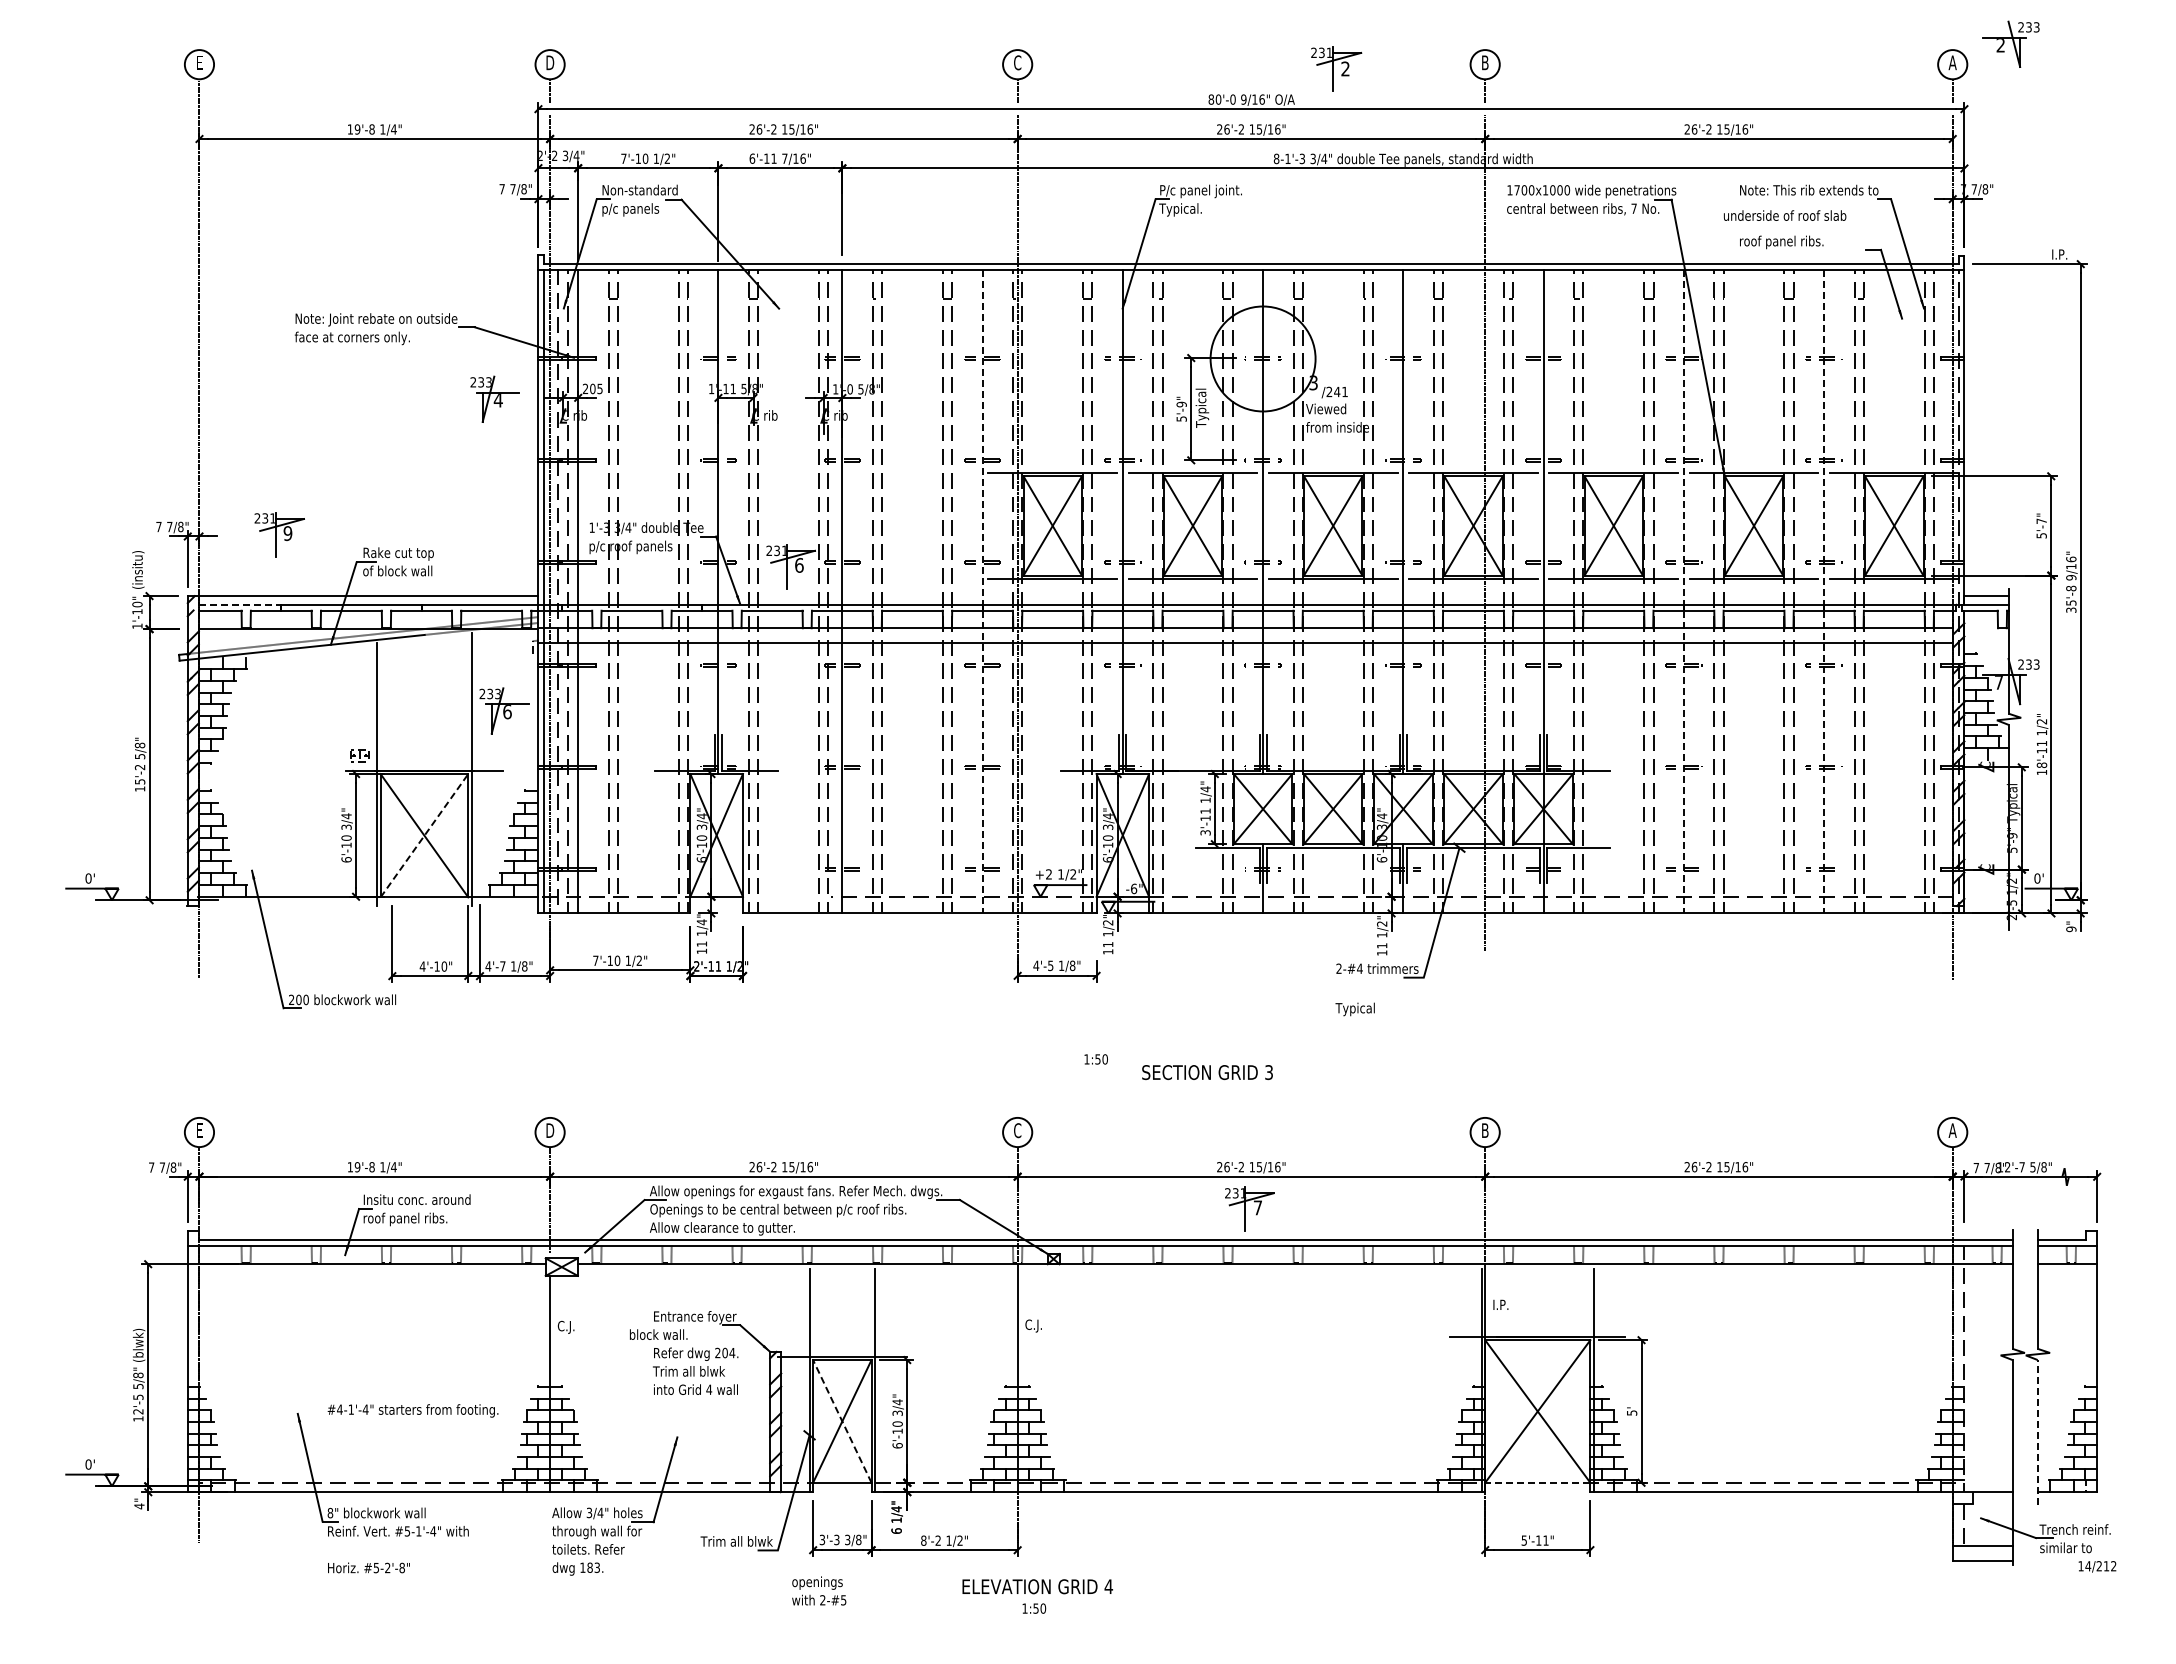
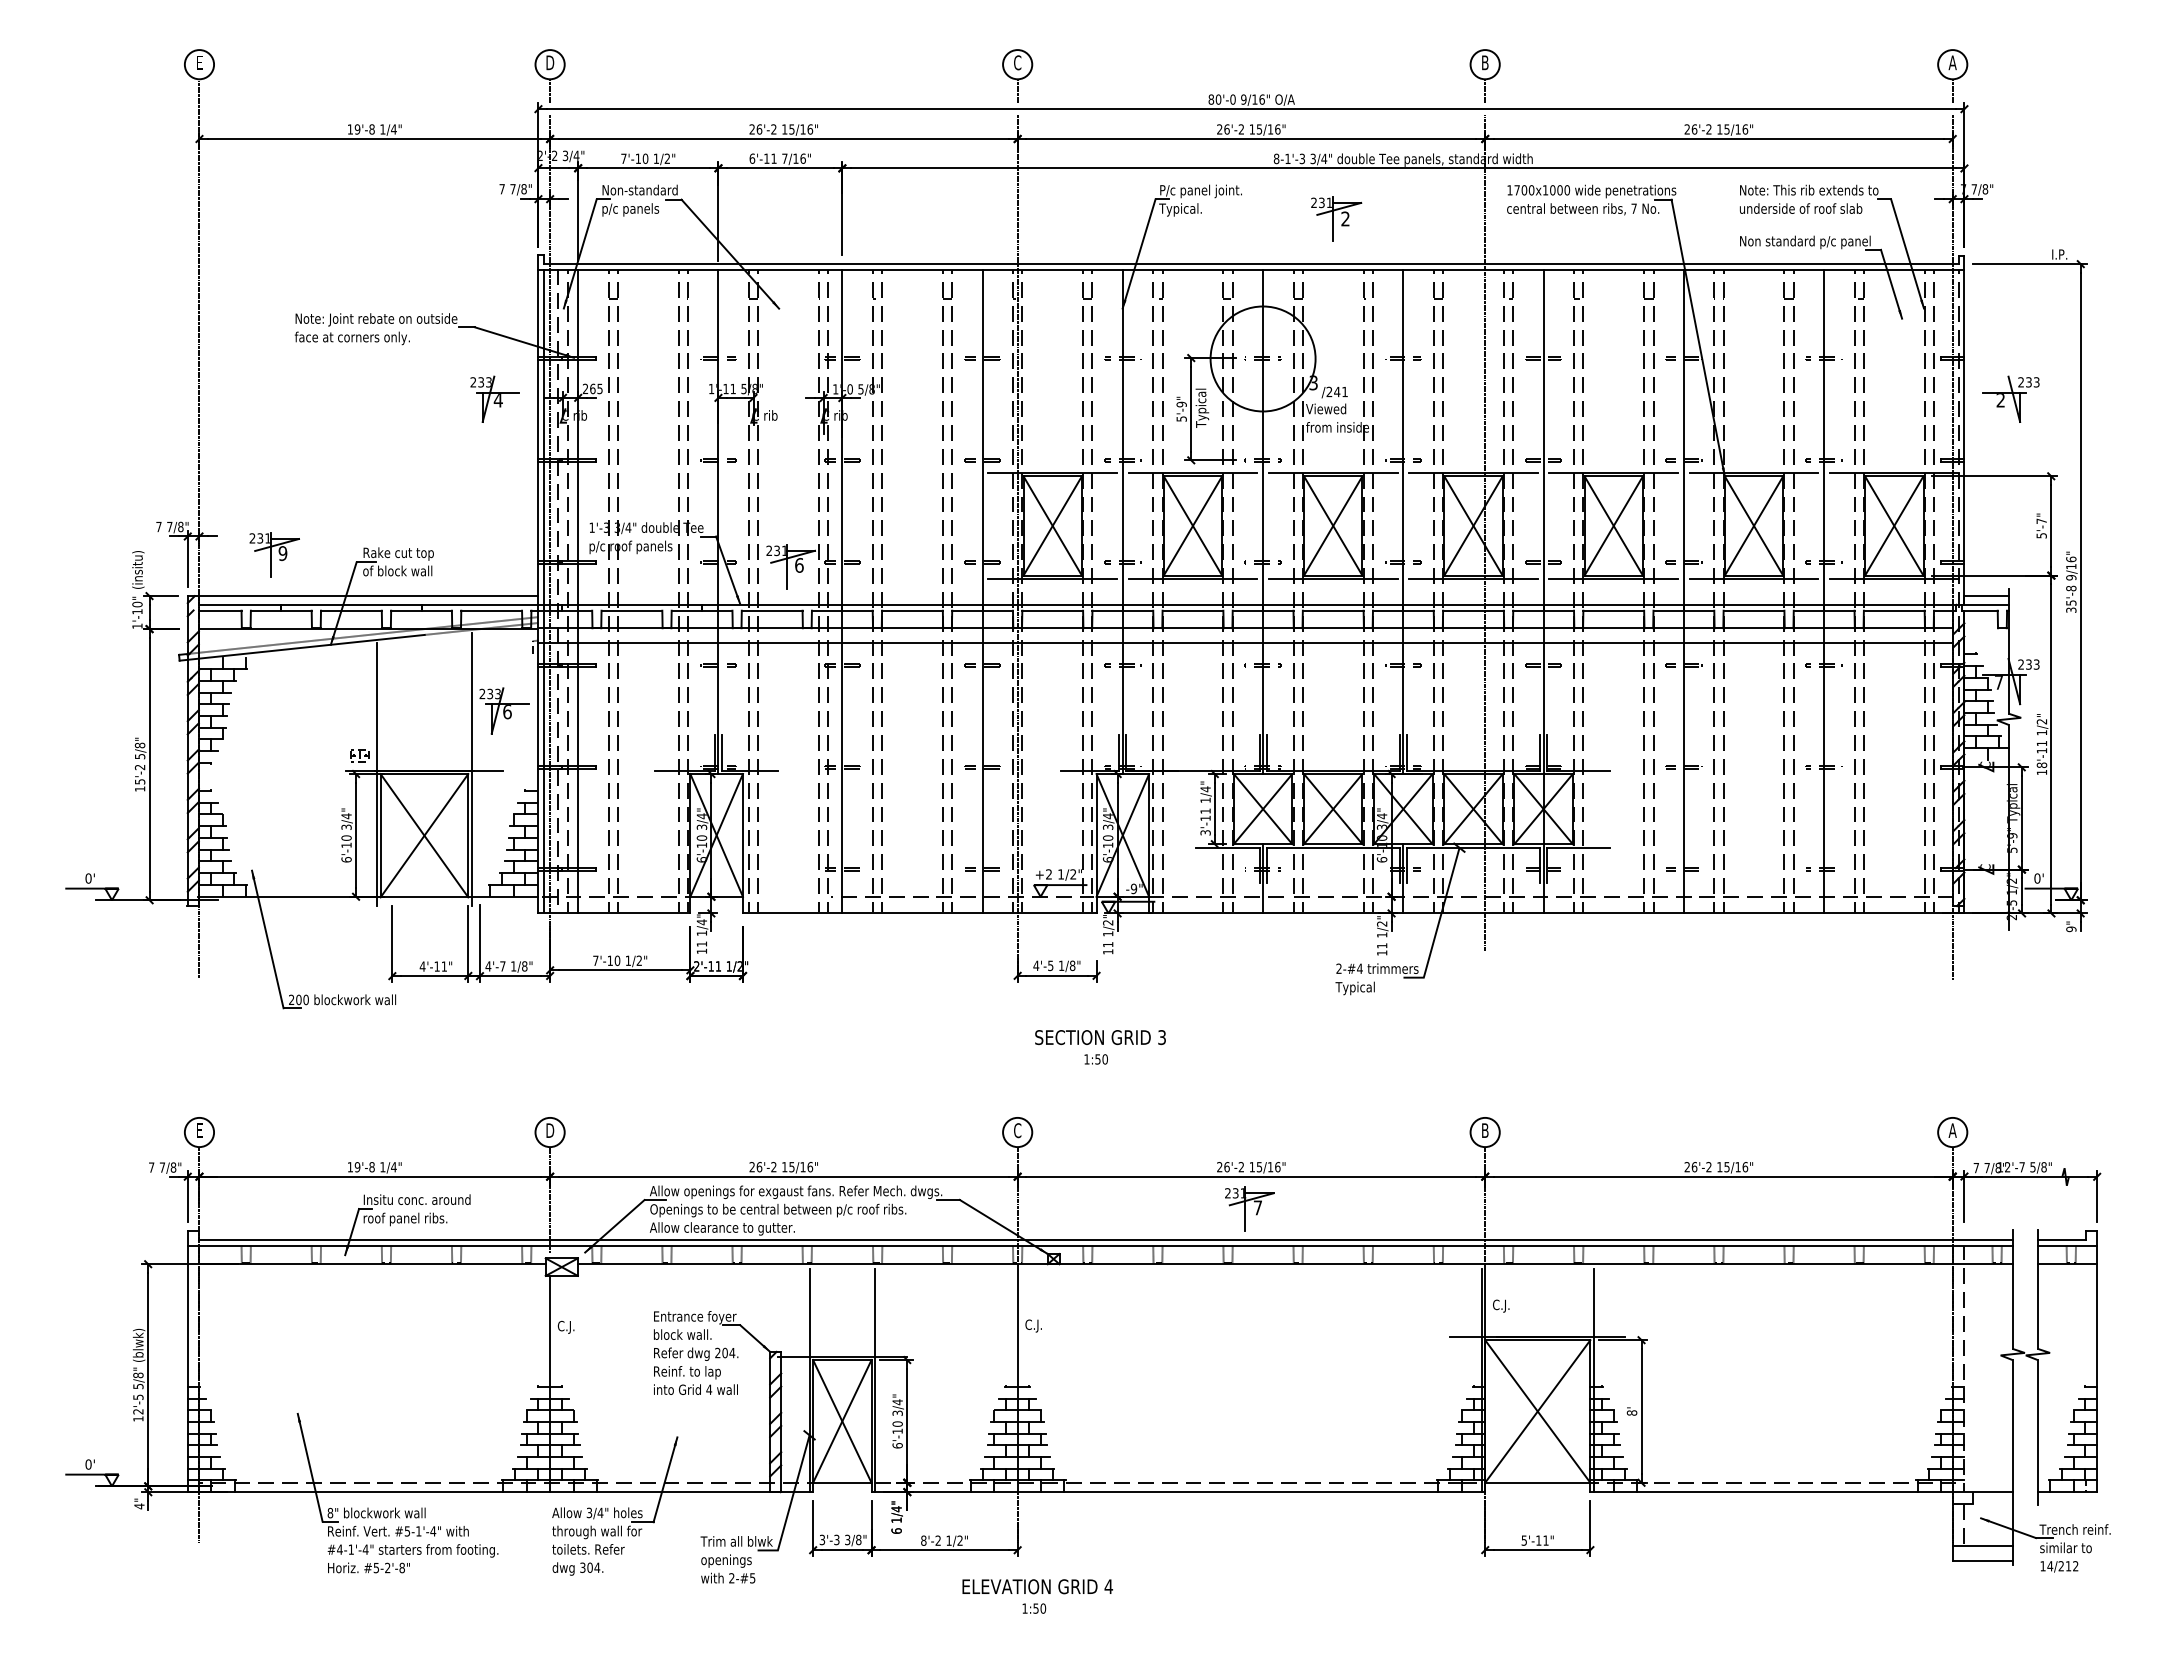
part position: (2010, 43) -> (2010, 398) (2010, 398)
part position: (1336, 68) -> (1336, 218) (1336, 218)
text position: (1785, 215) -> (1801, 208) (1801, 208)
text: roof panel ribs. -> Non standard p/c panel (1805, 242)
text: 205 -> 265 (592, 388)
part position: (279, 534) -> (274, 554) (274, 554)
line: dashed -> solid (982, 591)
line: dashed -> solid (1683, 591)
line: dashed -> solid (1824, 591)
line: dashed -> solid (240, 604)
line: dashed -> solid (424, 835)
text: -6" -> -9" (1133, 888)
text: 4'-10" -> 4'-11" (444, 966)
text position: (1354, 1009) -> (1354, 988) (1354, 988)
text position: (1207, 1072) -> (1100, 1037) (1100, 1037)
text: I.P. -> C.J. (1501, 1305)
text position: (658, 1334) -> (682, 1334) (682, 1334)
text: Trim all blwk -> Reinf. to lap (688, 1372)
text position: (412, 1410) -> (412, 1550) (412, 1550)
text: 5' -> 8' (1631, 1412)
line: dashed -> solid (842, 1421)
line: dashed -> solid (2037, 1432)
line: dashed -> solid (1537, 1482)
text position: (2097, 1566) -> (2059, 1566) (2059, 1566)
text: 183. -> 304. (590, 1567)
text position: (819, 1590) -> (728, 1568) (728, 1568)
